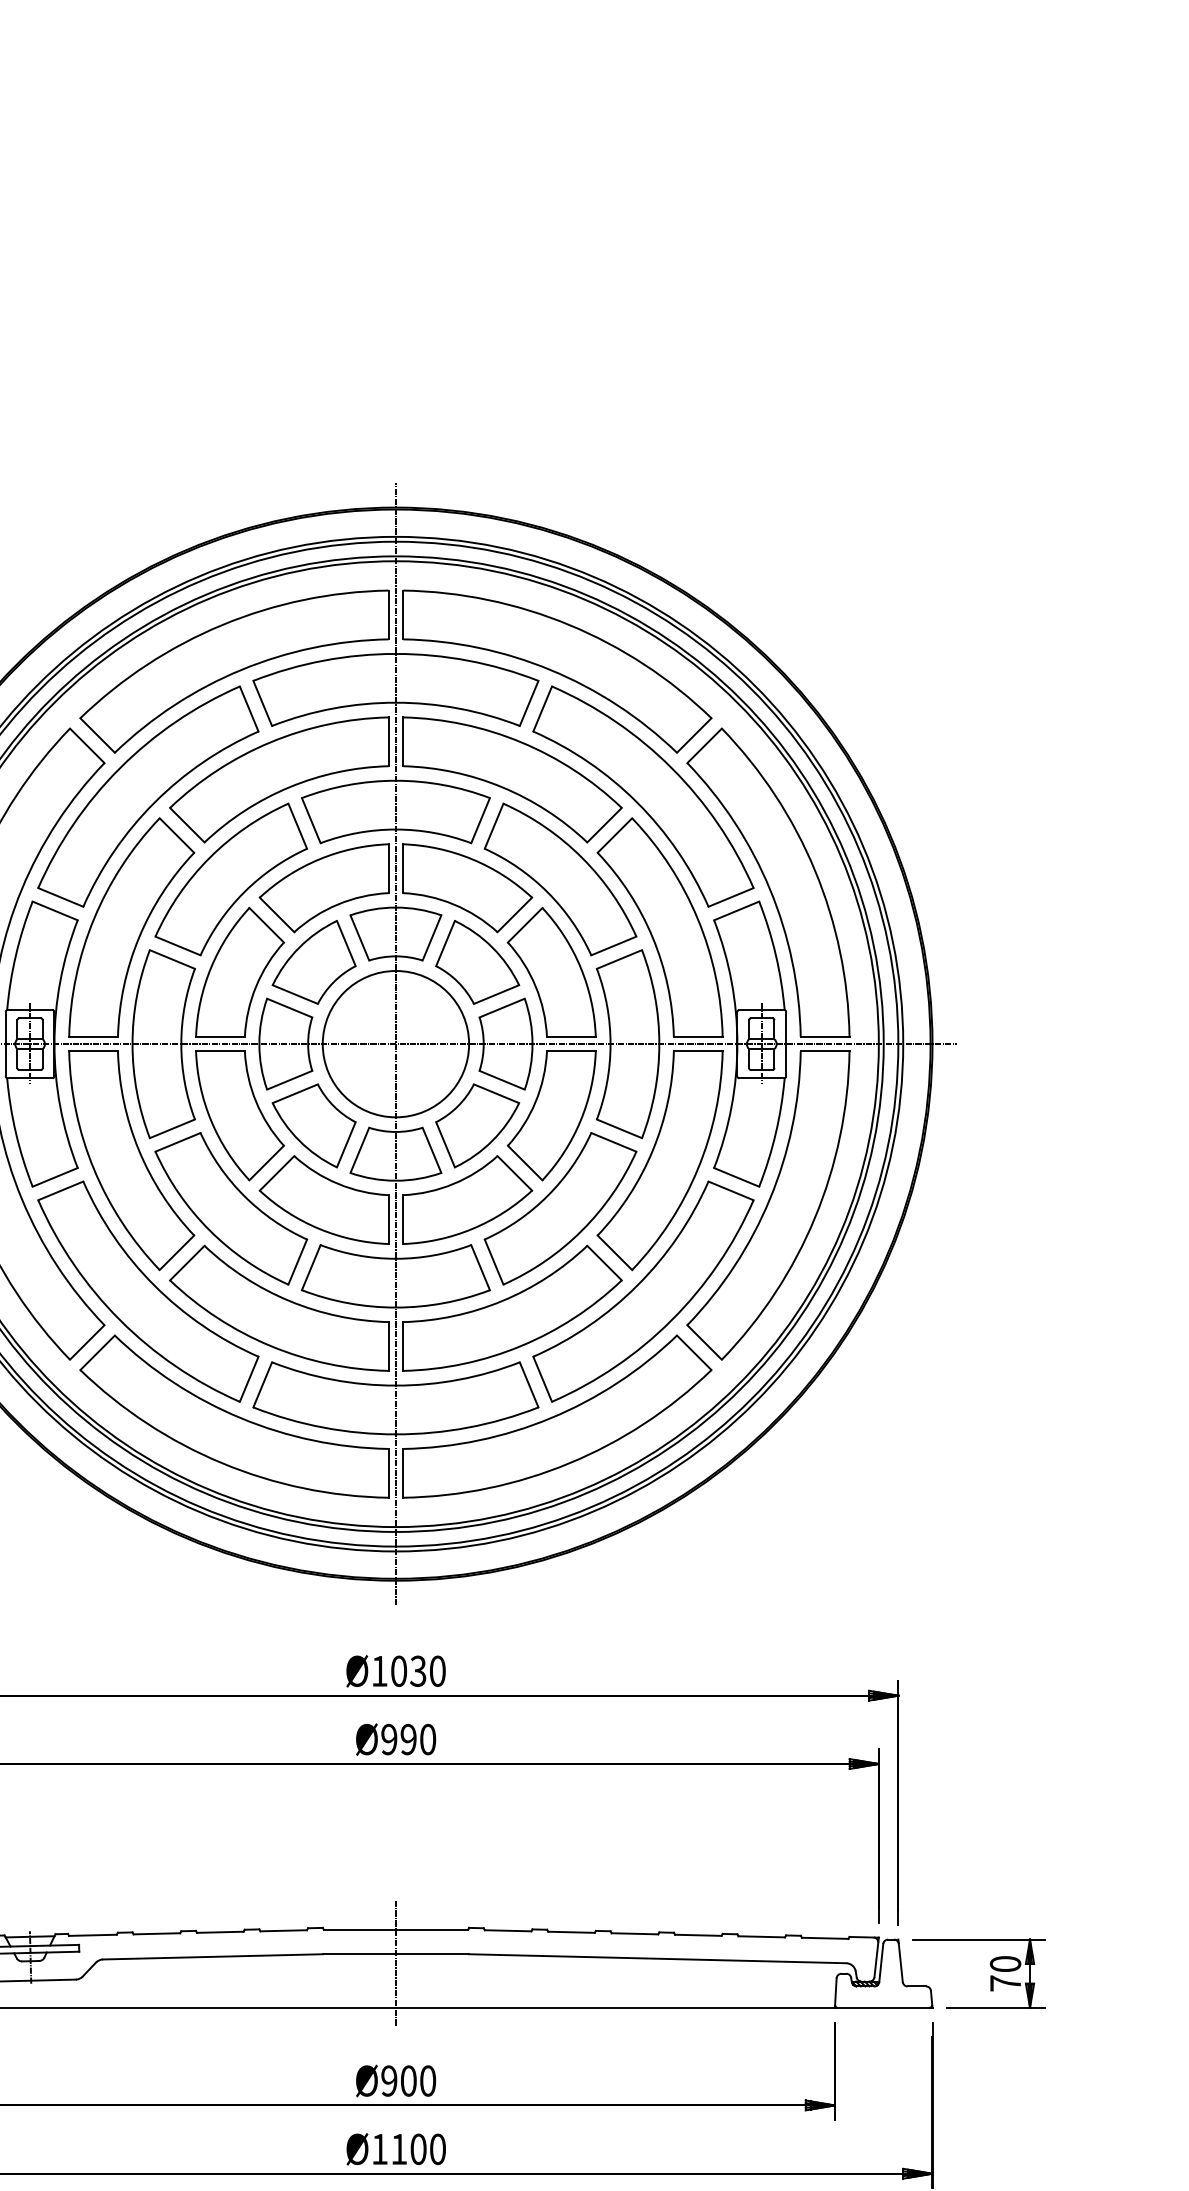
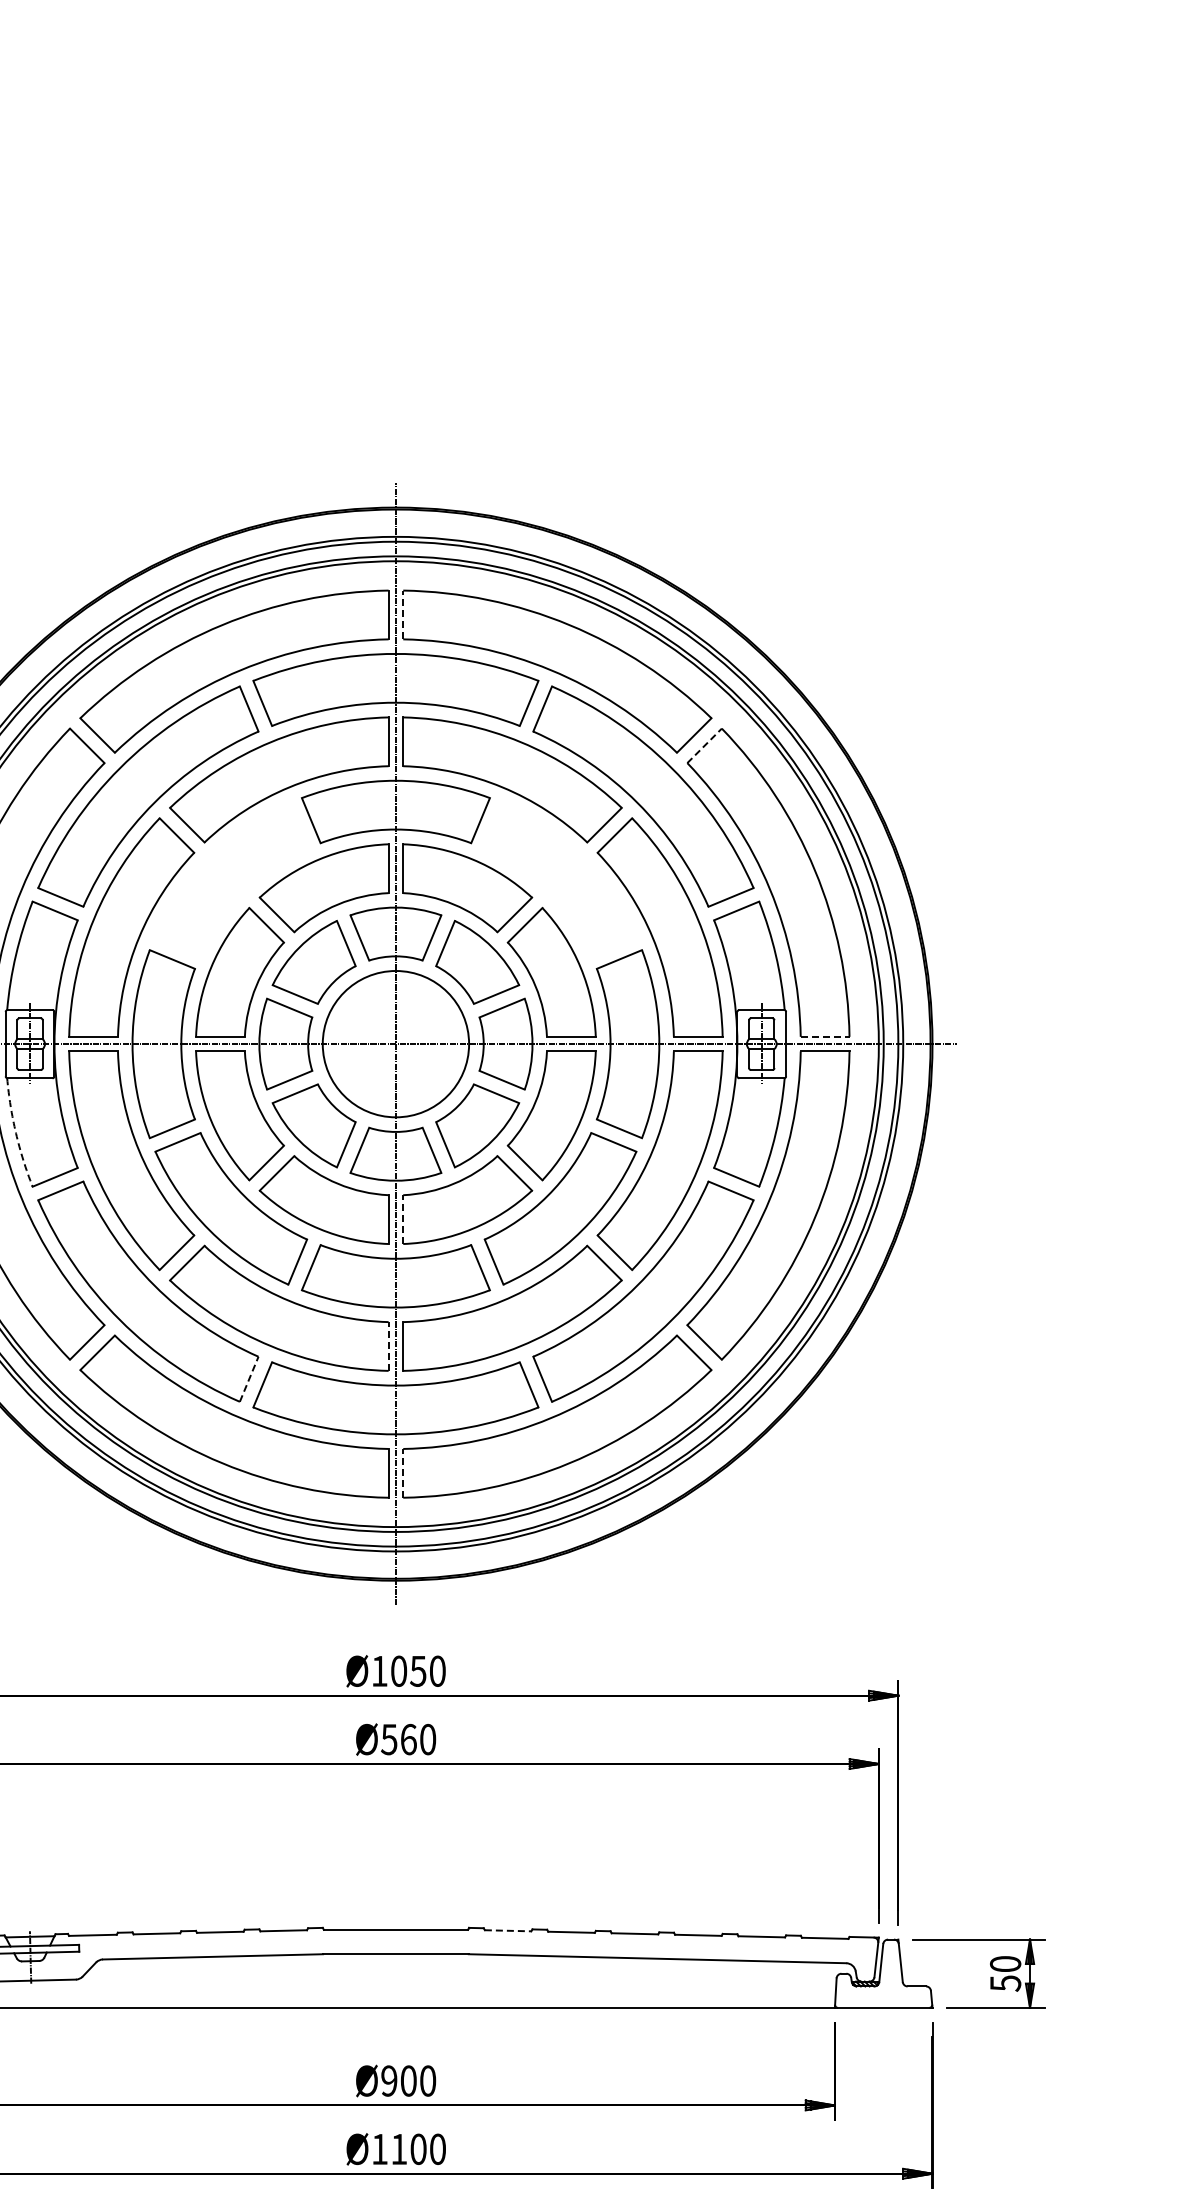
line: solid -> dashed (403, 614)
line: solid -> dashed (704, 745)
part: present -> none (230, 879)
part: present -> none (560, 879)
line: solid -> dashed (825, 1036)
arc: solid -> dashed (16, 1133)
line: solid -> dashed (403, 1219)
line: solid -> dashed (388, 1346)
line: solid -> dashed (249, 1378)
line: solid -> dashed (403, 1472)
text: Ø1030 -> Ø1050 (418, 1670)
text: Ø990 -> Ø560 (398, 1739)
line: solid -> dashed (508, 1930)
line: present -> none (395, 1963)
text: 70 -> 50 (1005, 1983)
